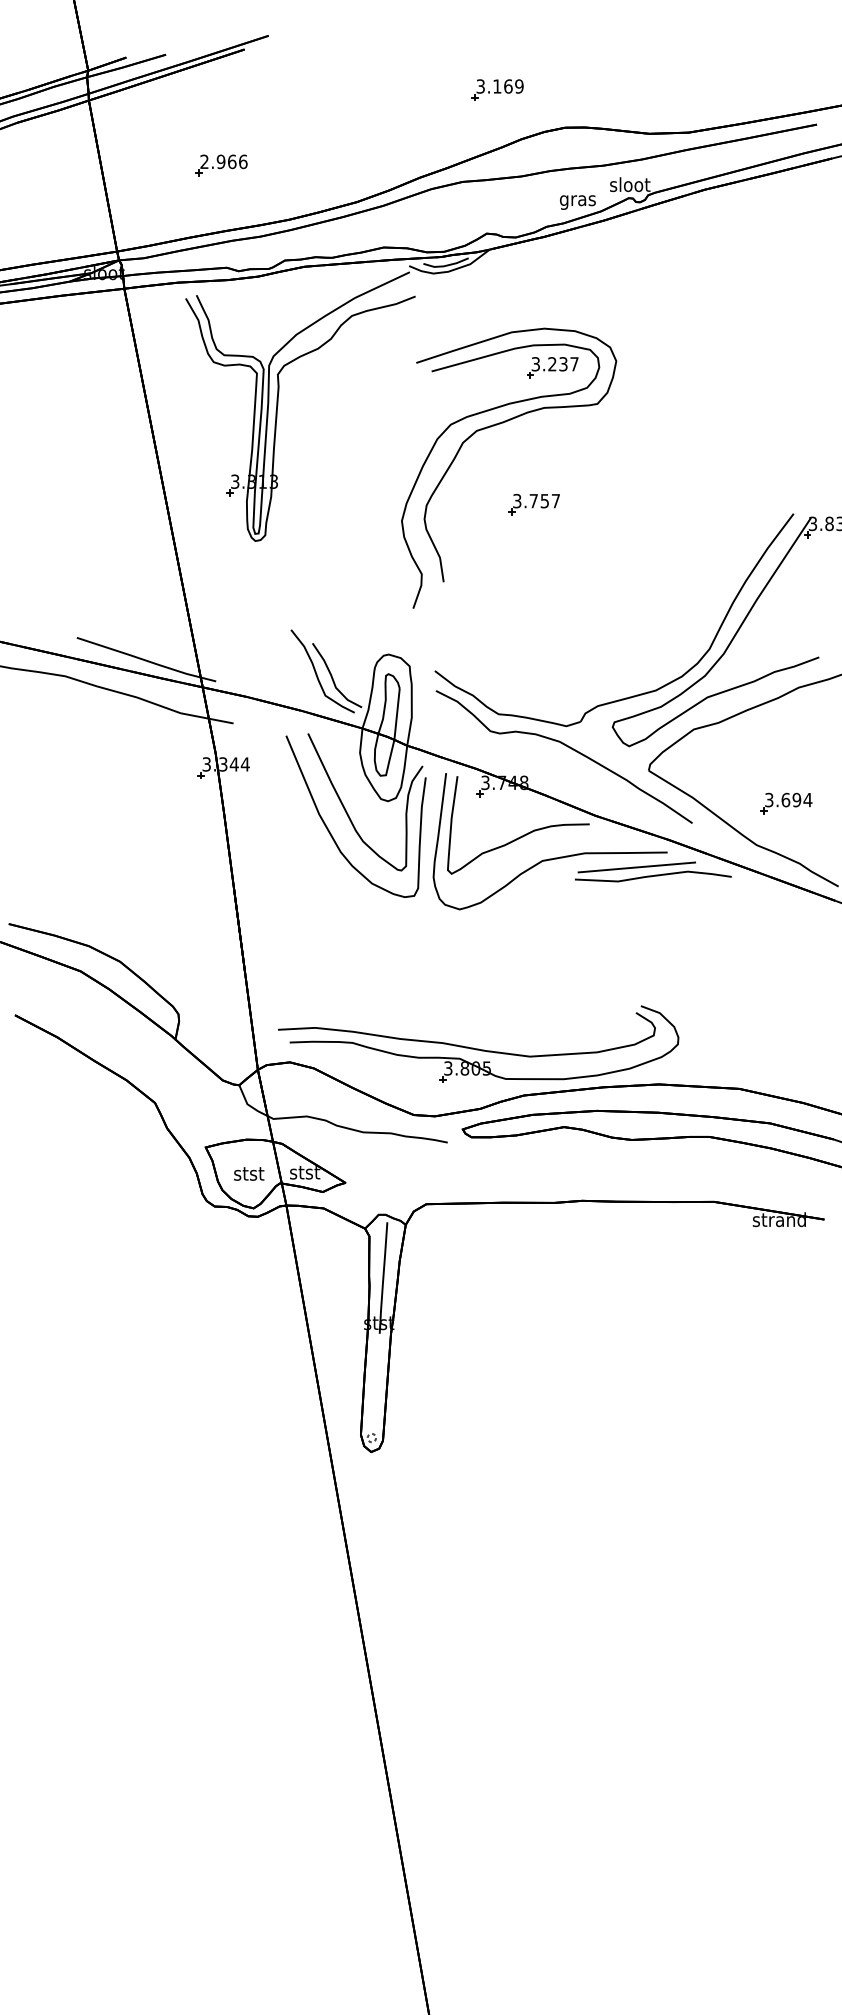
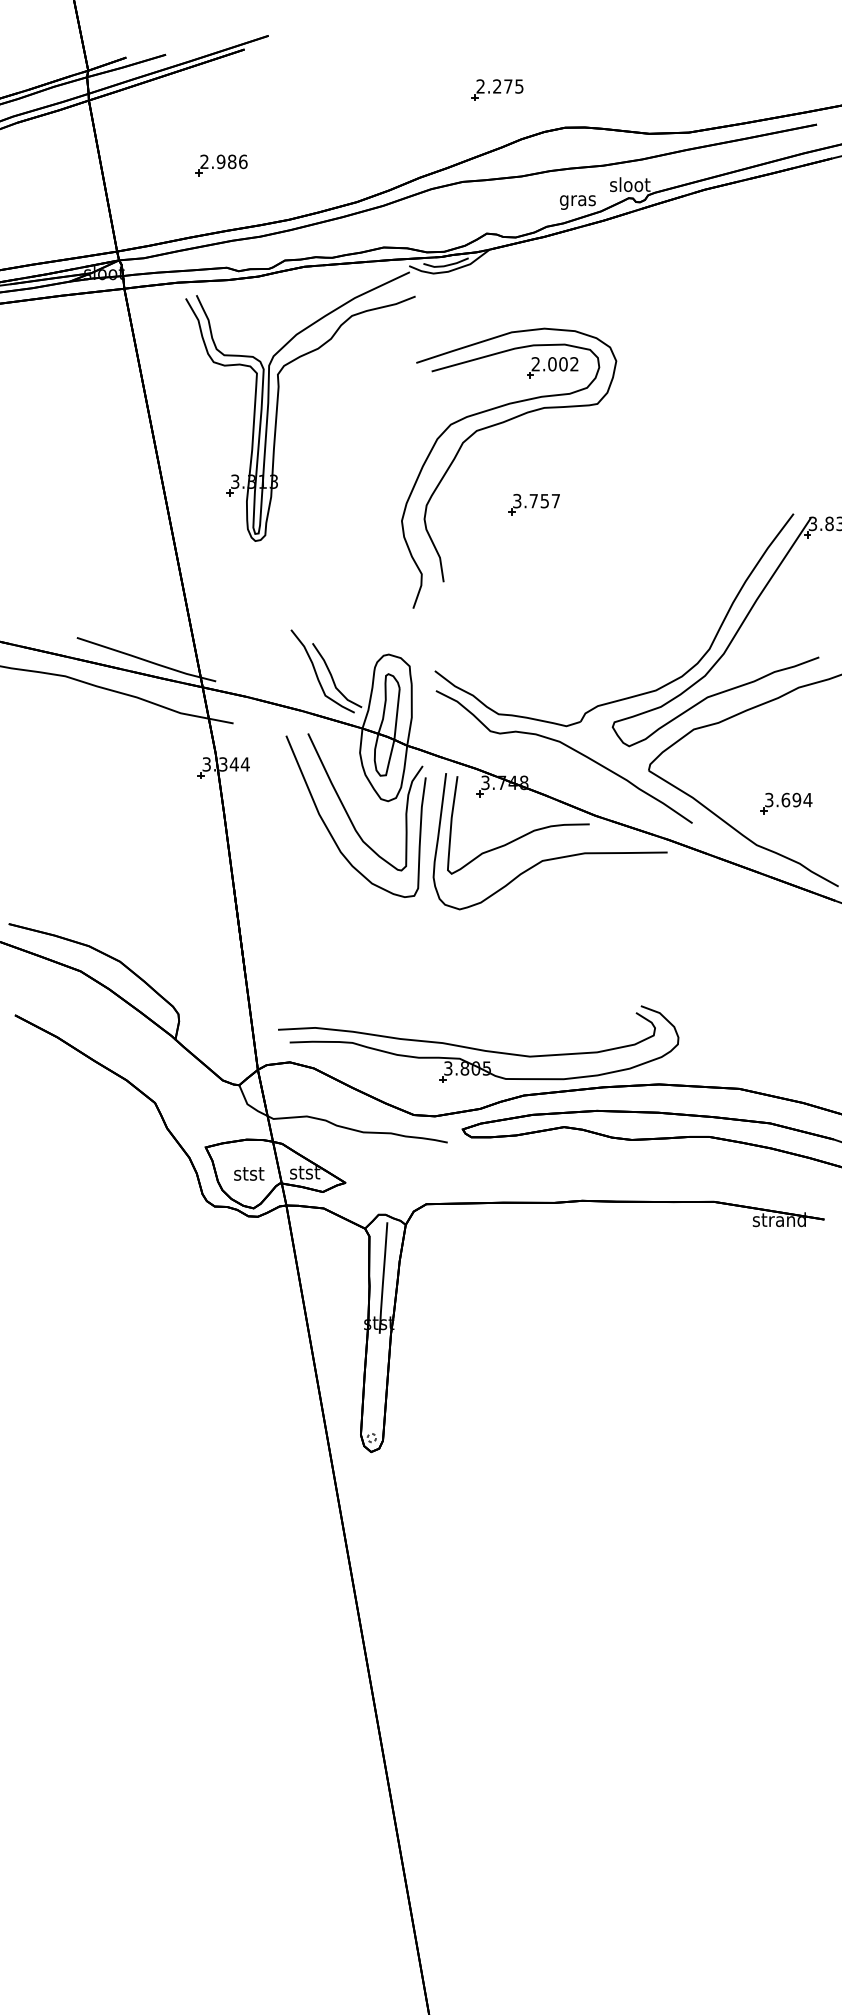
text: 3.169 -> 2.275 (499, 86)
text: 2.966 -> 2.986 (232, 161)
text: 3.237 -> 2.002 (554, 364)
part: present -> none (653, 871)
